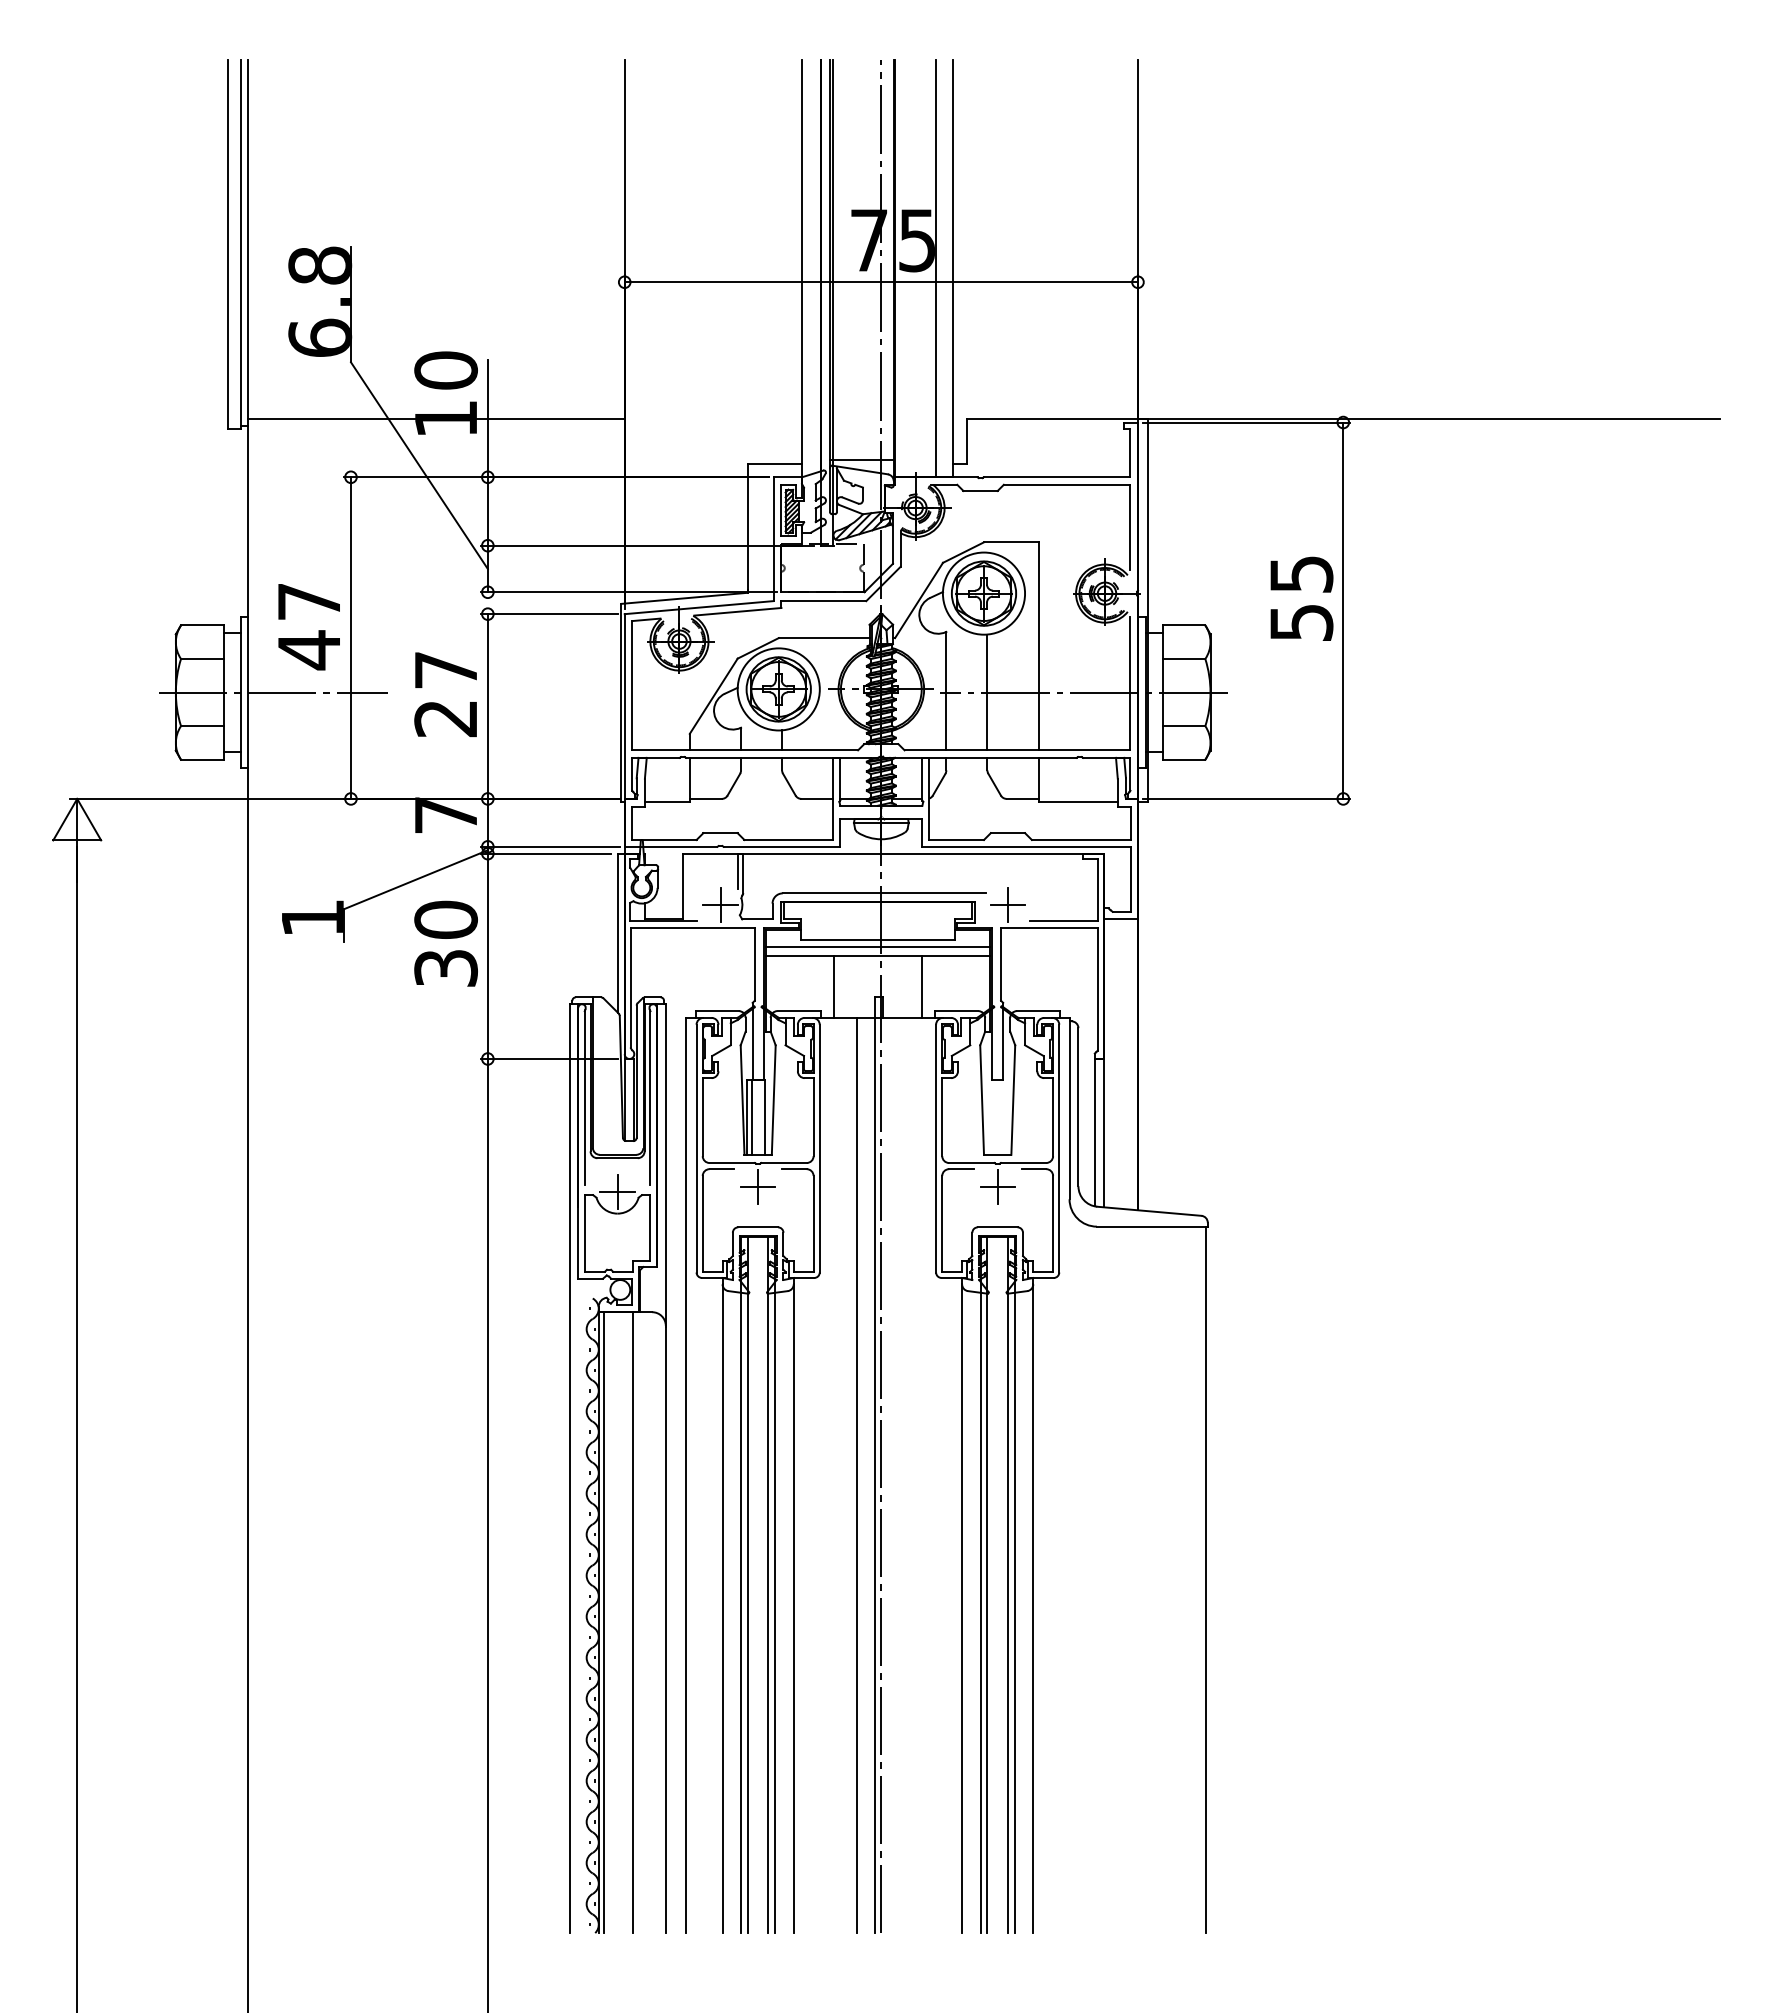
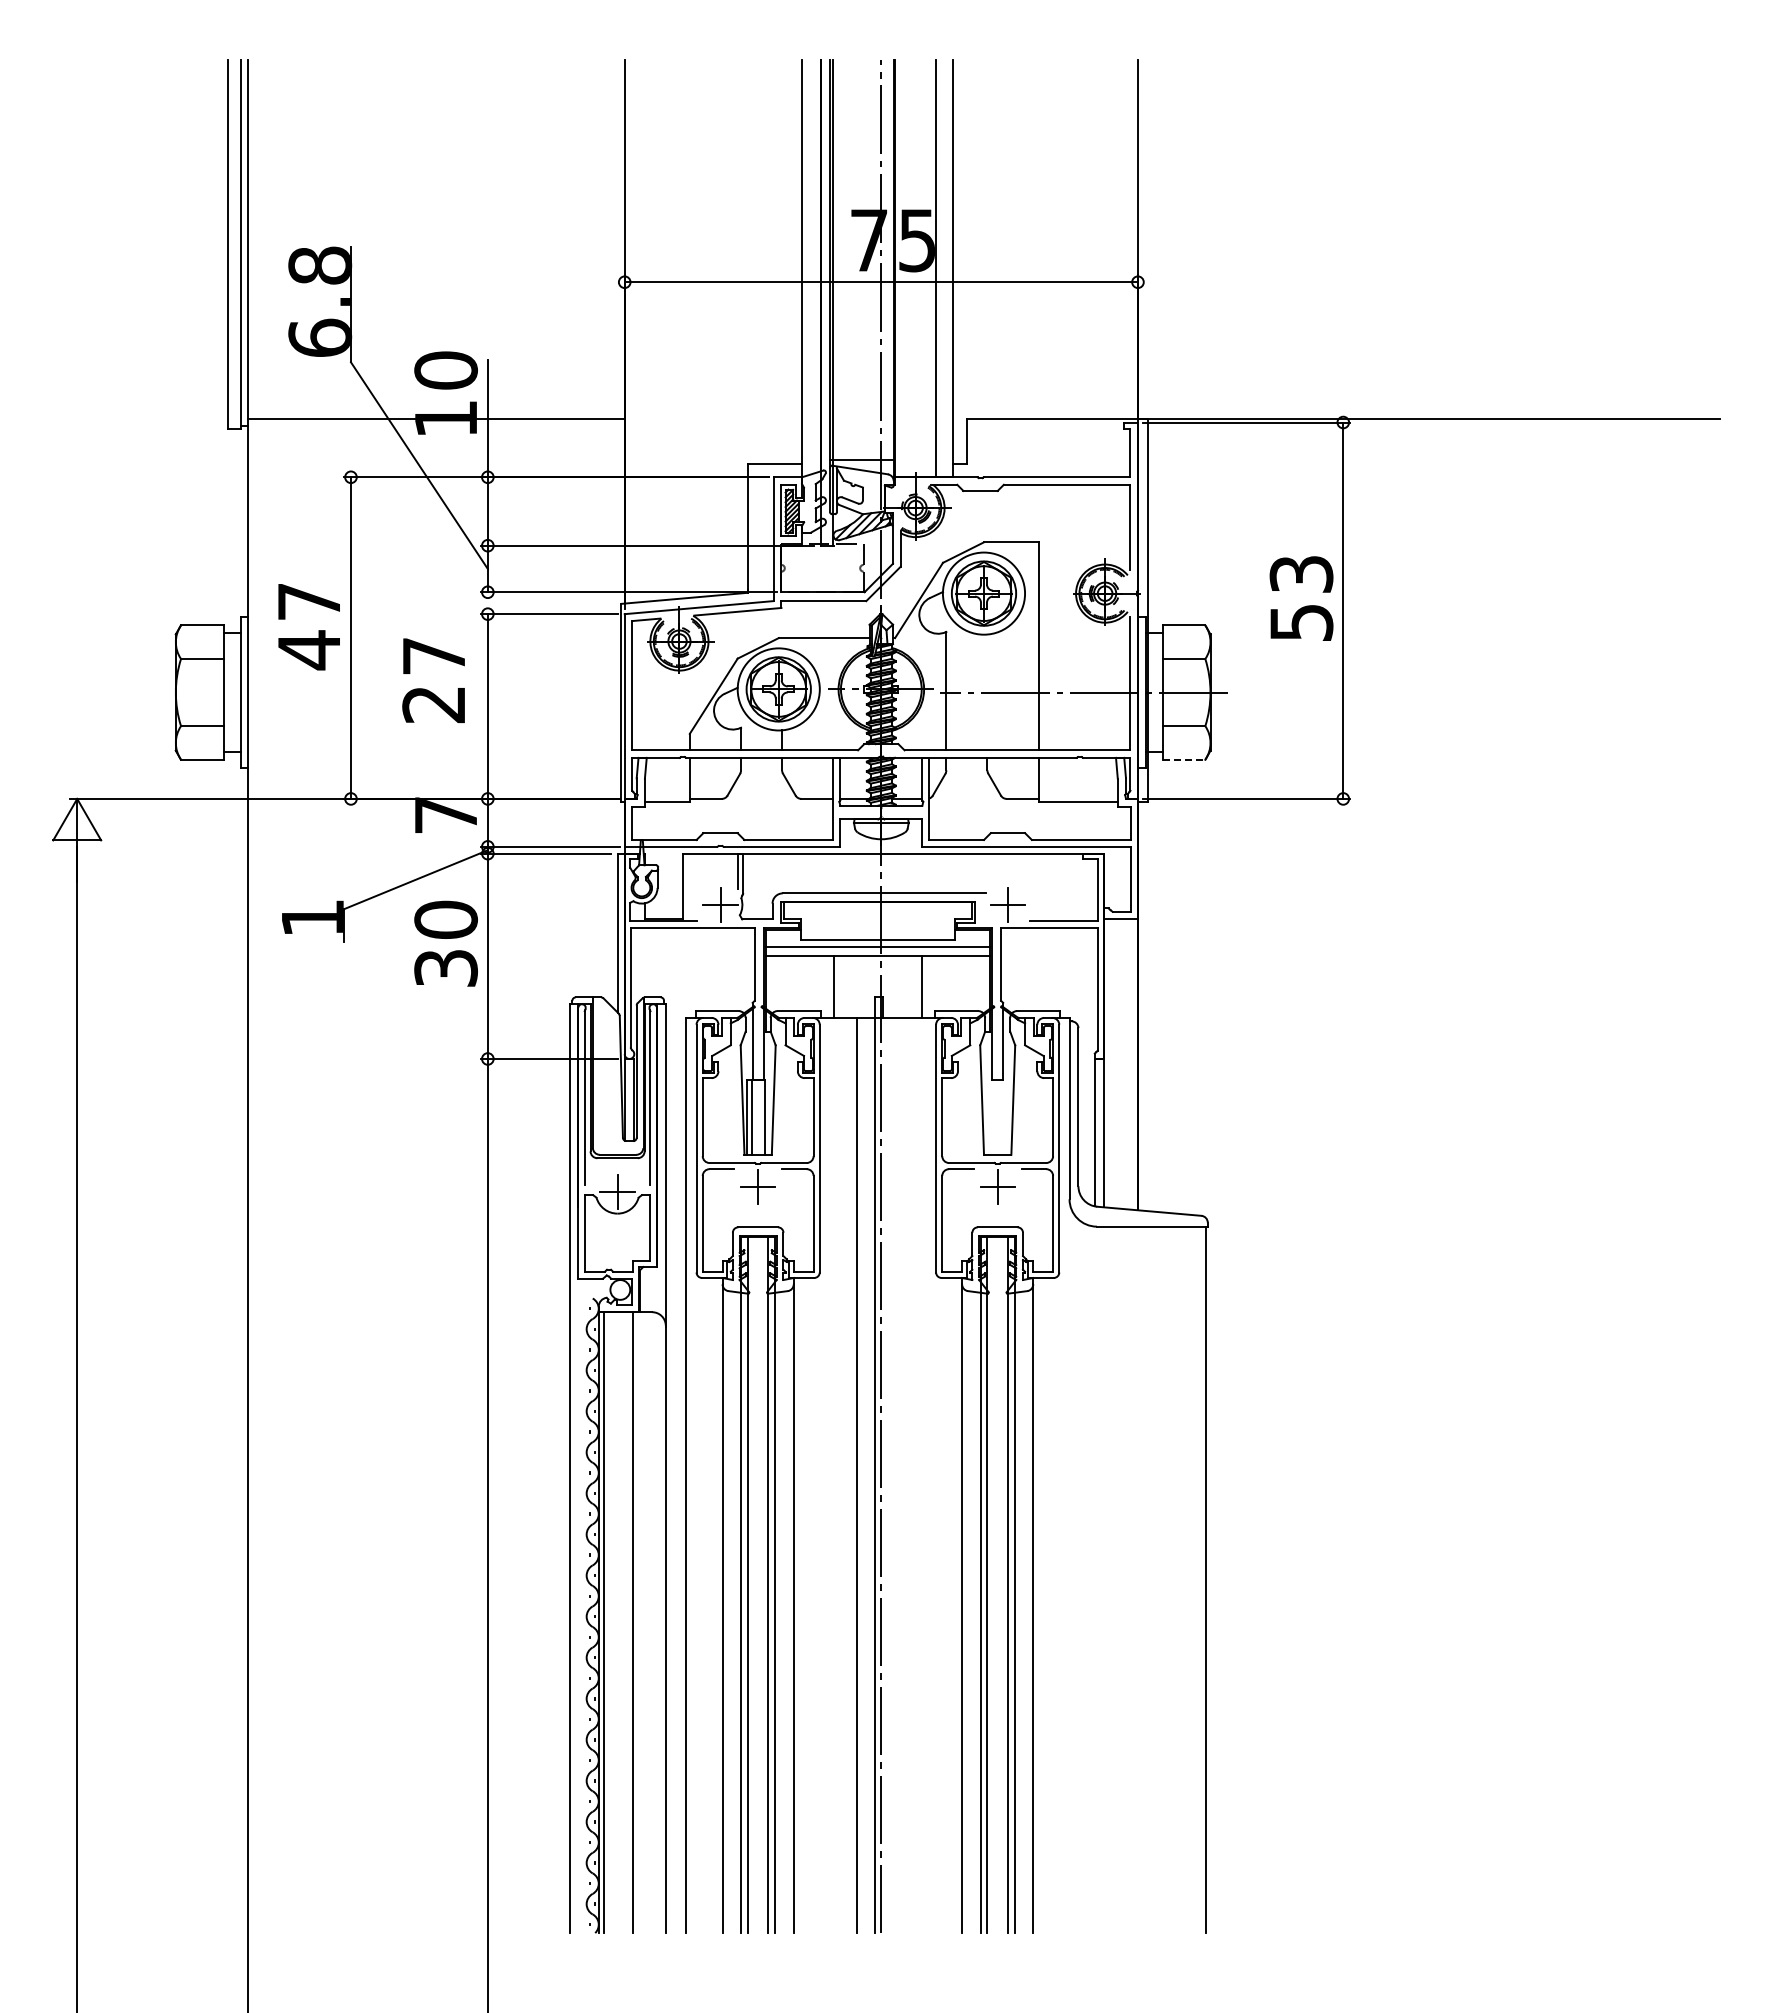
text: 55 -> 53 (1300, 574)
line: present -> none (273, 692)
line: present -> none (987, 692)
text position: (445, 694) -> (433, 680) (433, 680)
line: solid -> dashed (1184, 759)
